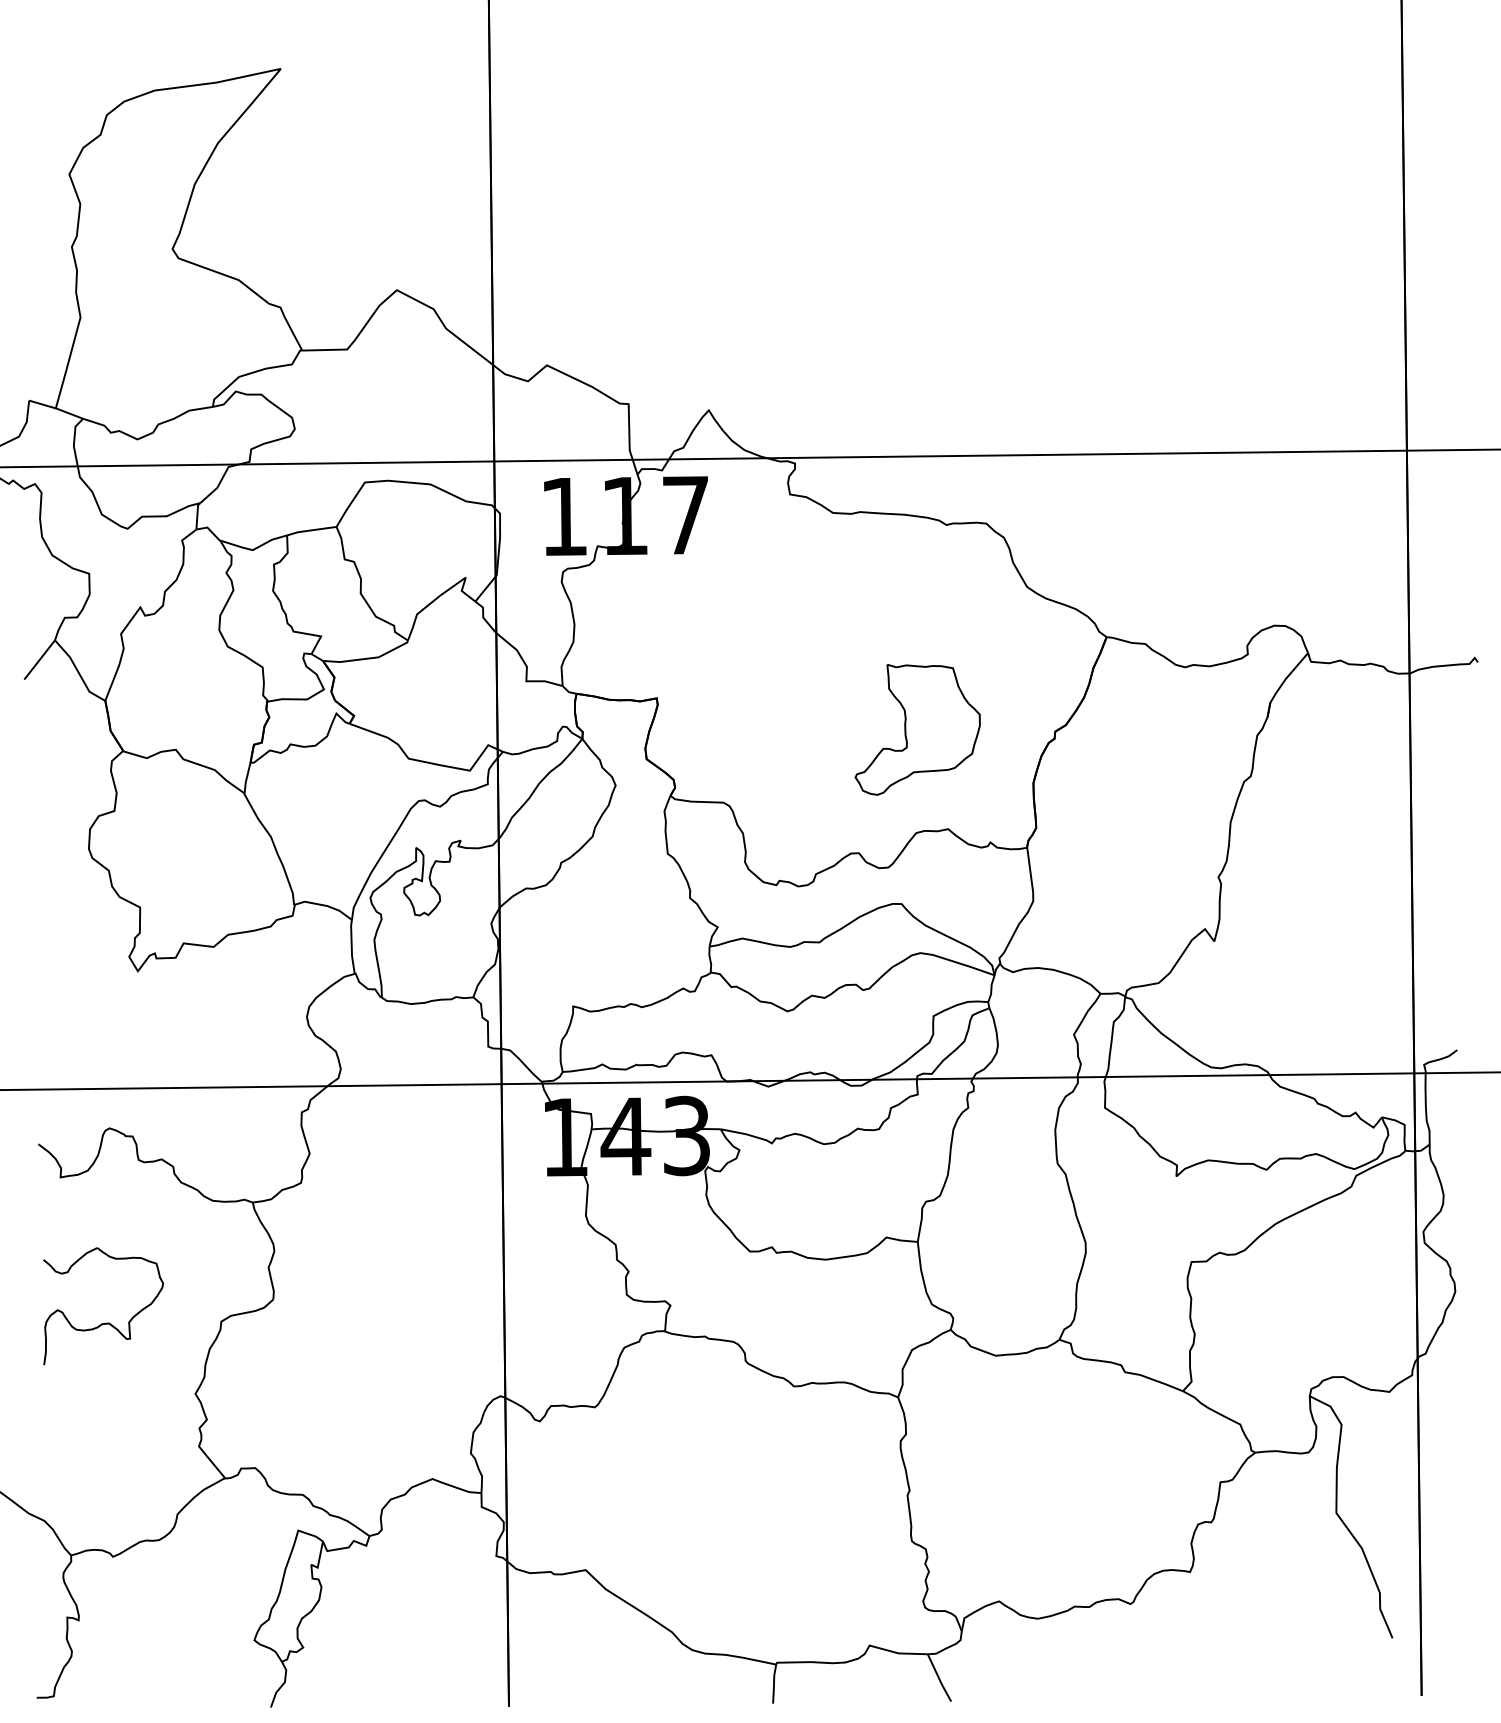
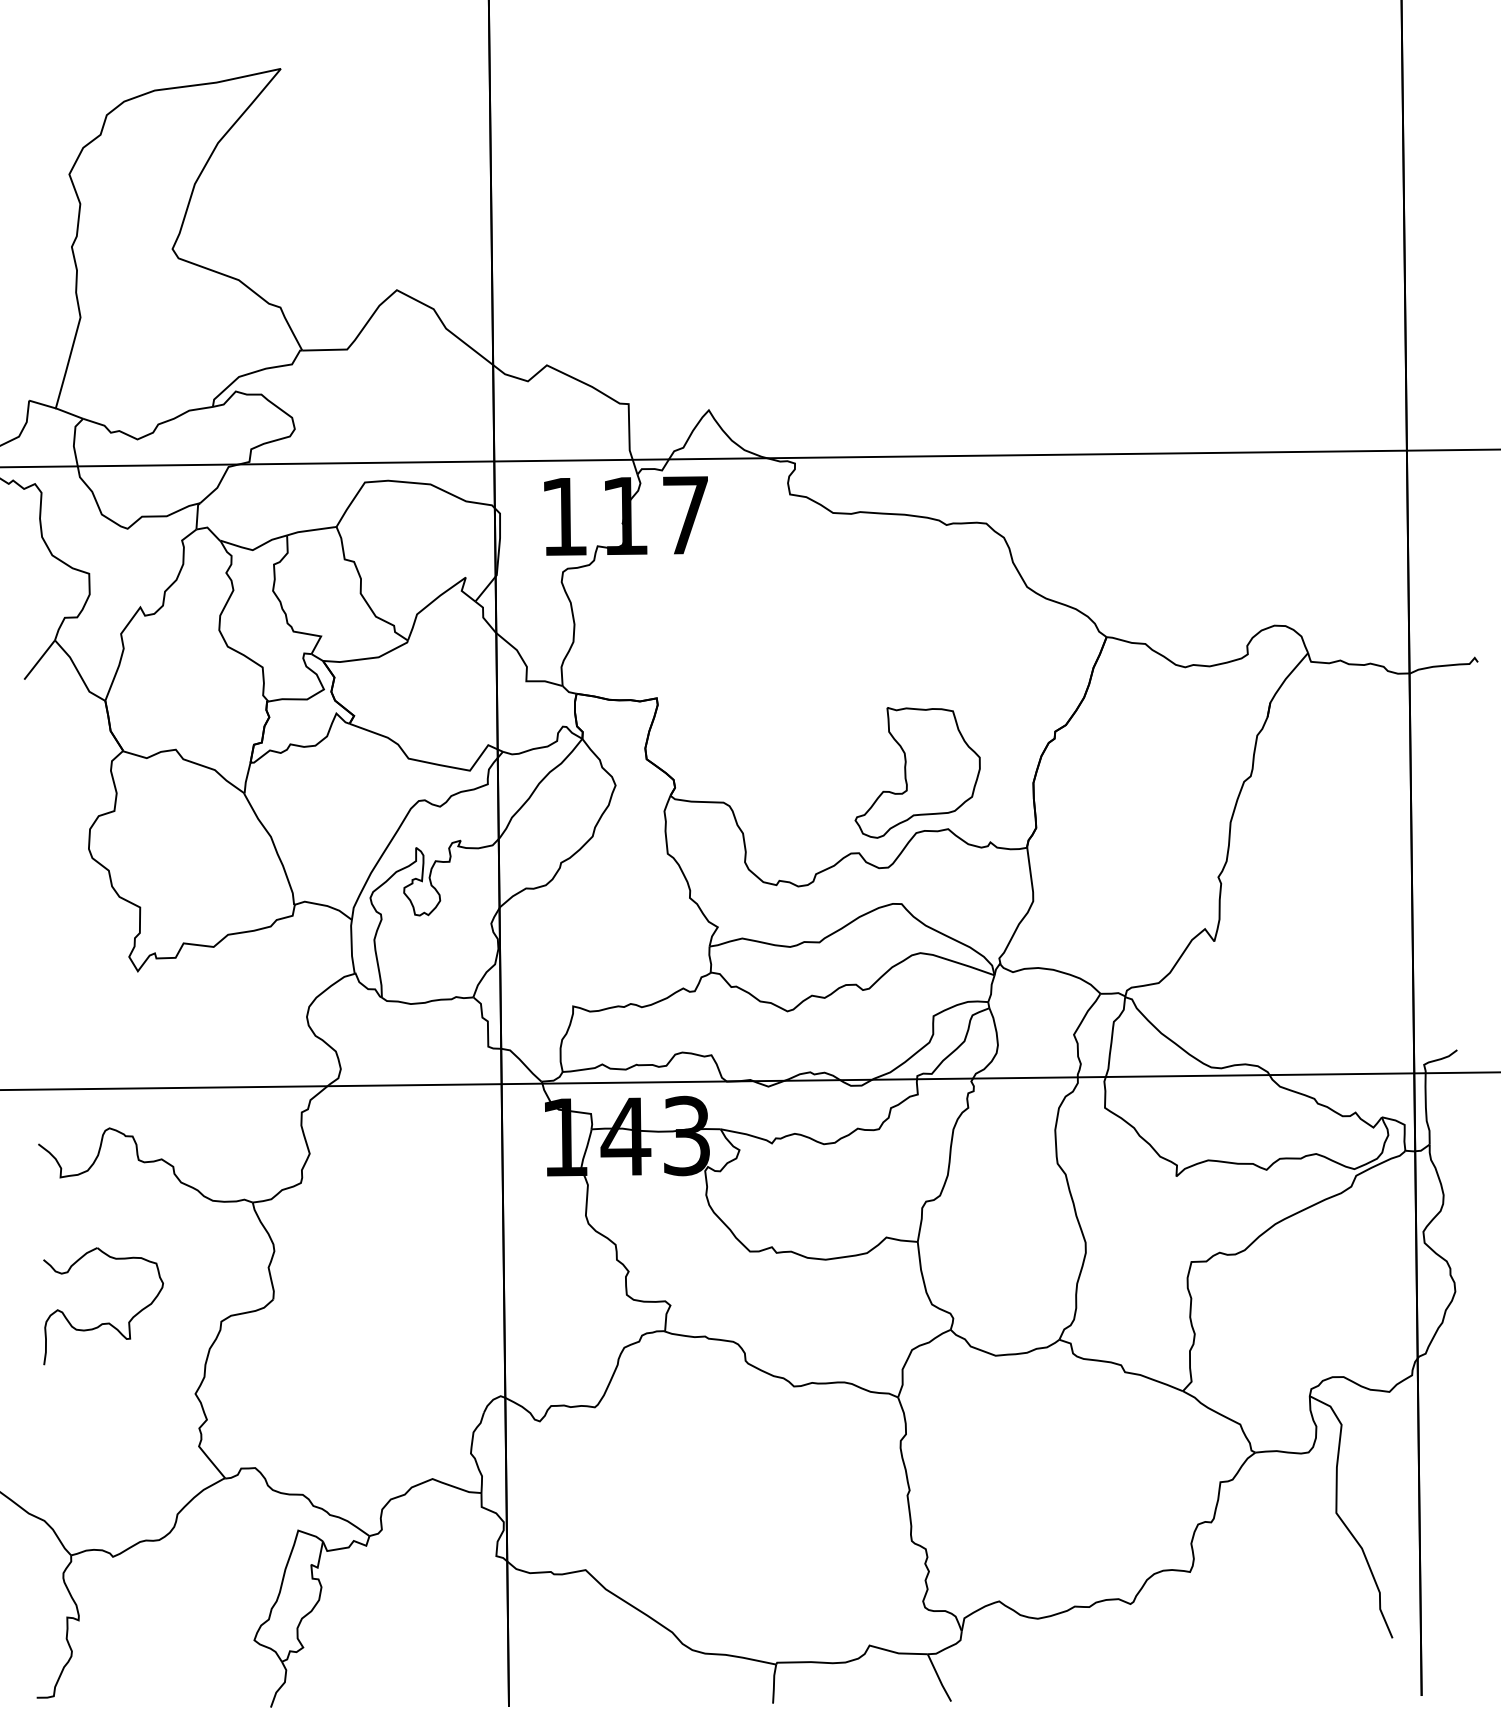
part position: (917, 729) -> (917, 772) (917, 772)
